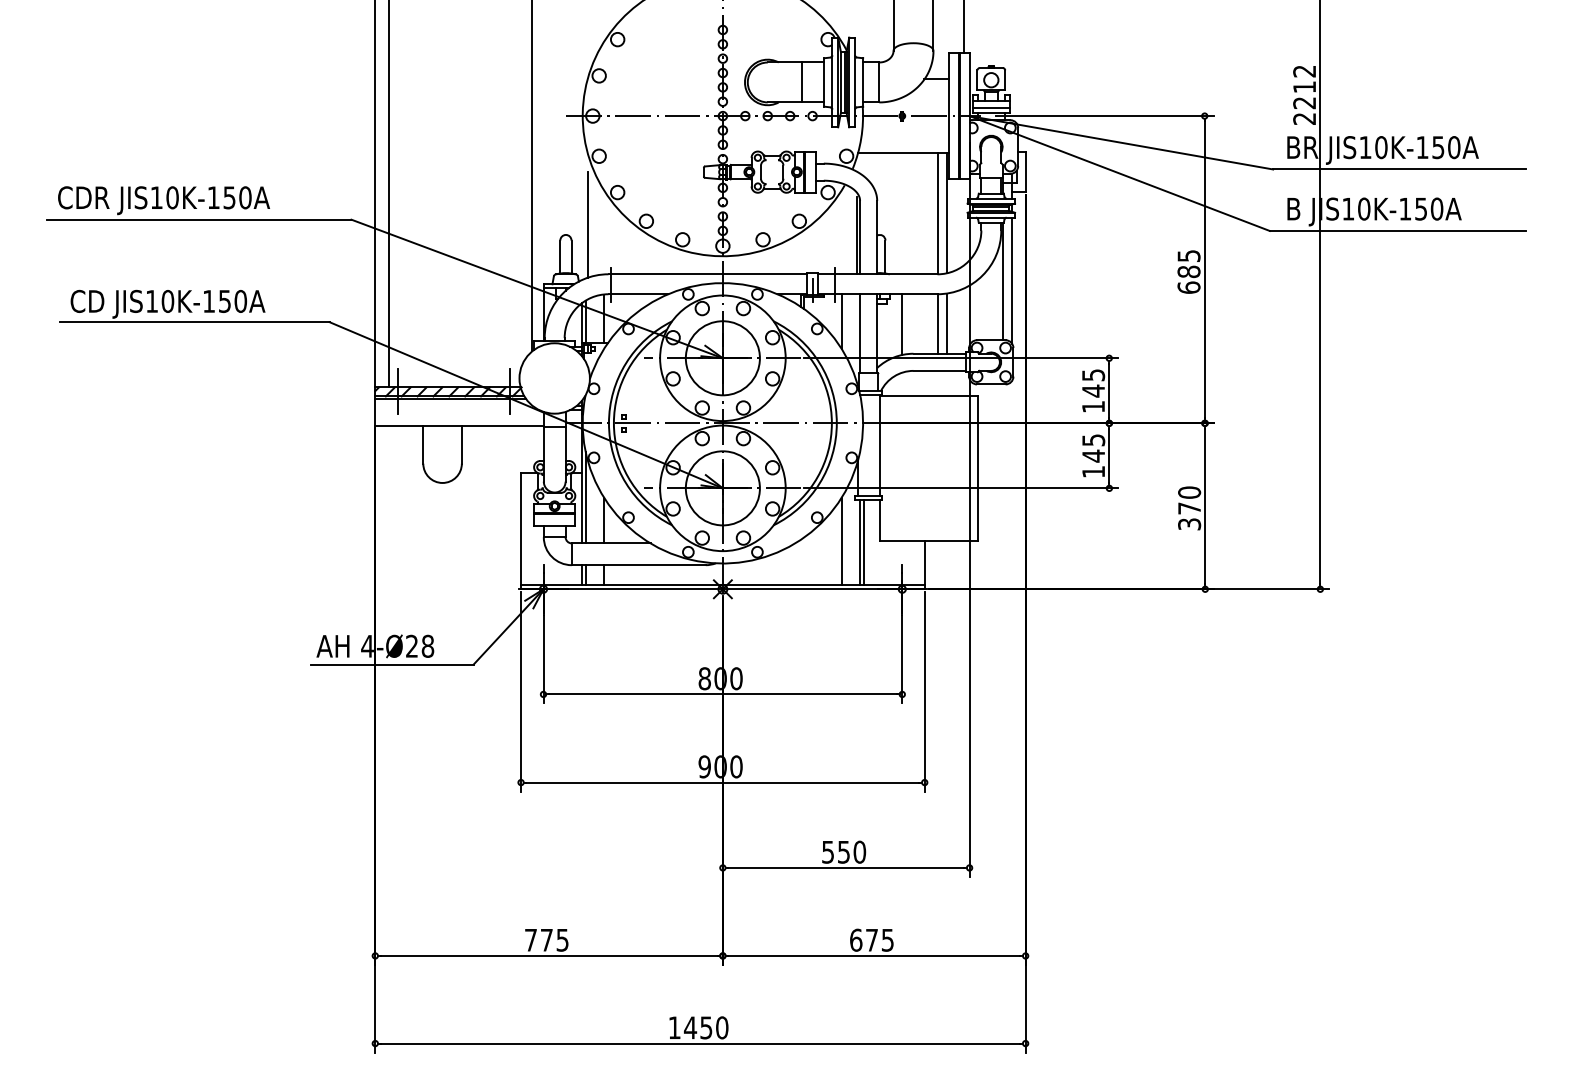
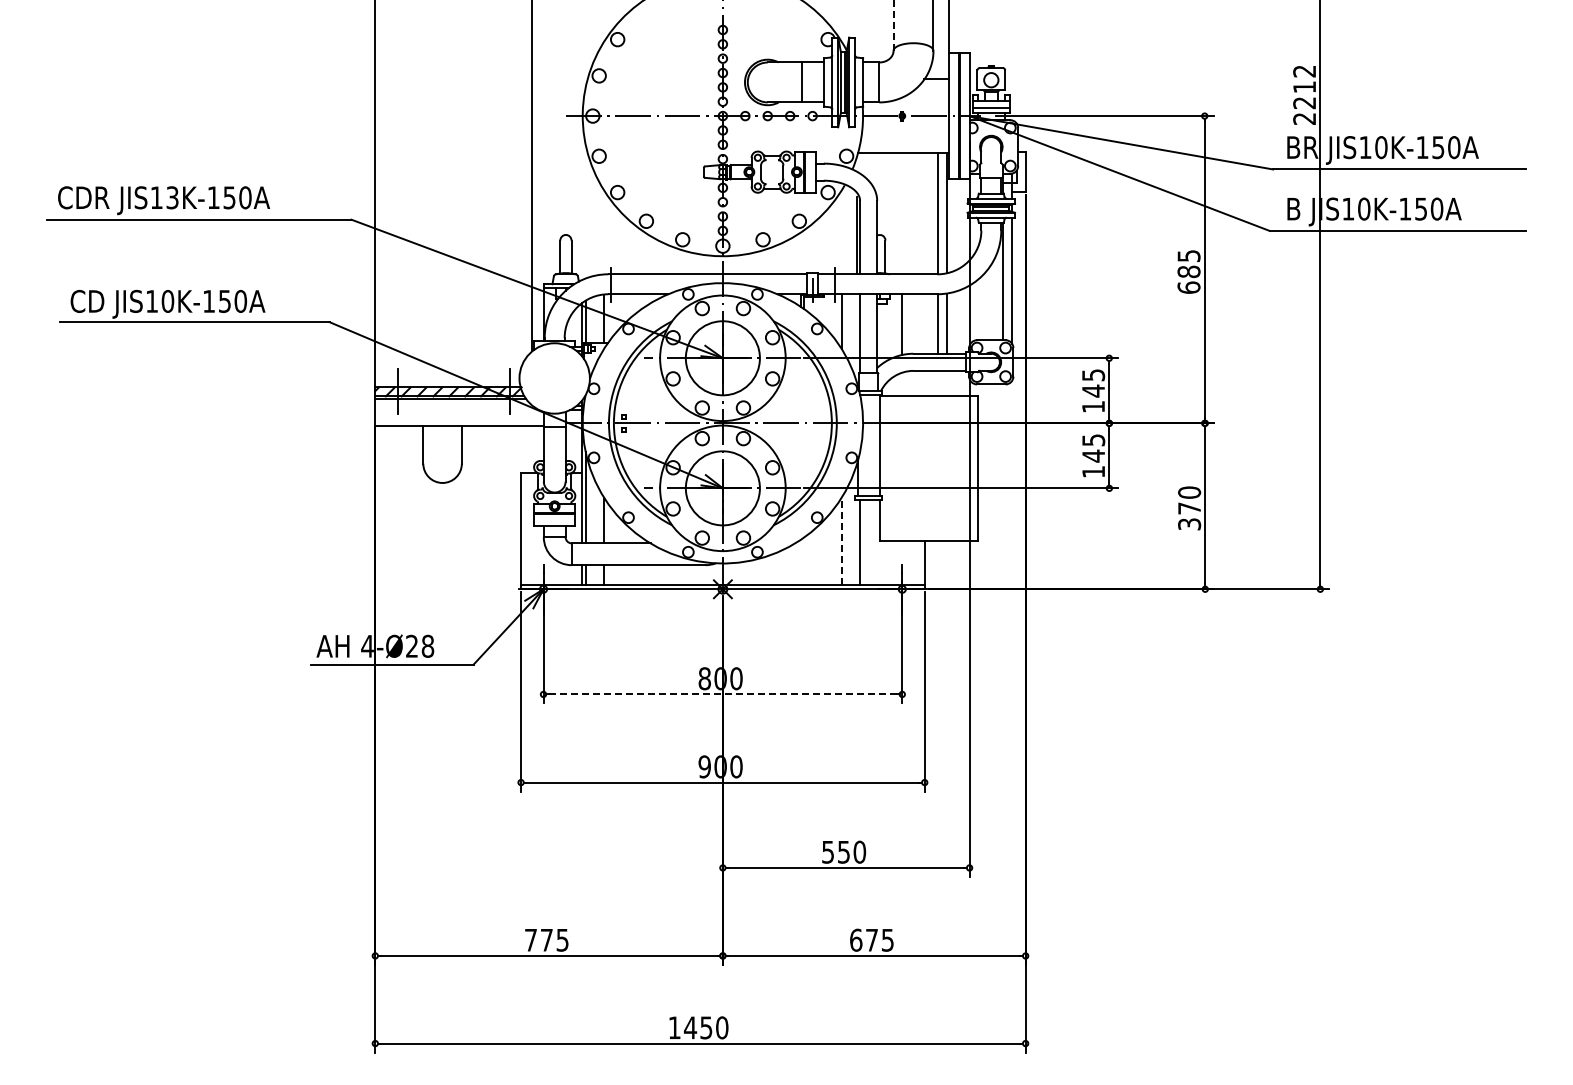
line: solid -> dashed (893, 25)
line position: (964, 27) -> (949, 27) (949, 27)
line: present -> none (388, 194)
text: JIS10K-150A -> JIS13K-150A (172, 197)
line: present -> none (588, 224)
line: solid -> dashed (841, 541)
line: present -> none (864, 542)
line: solid -> dashed (723, 694)
